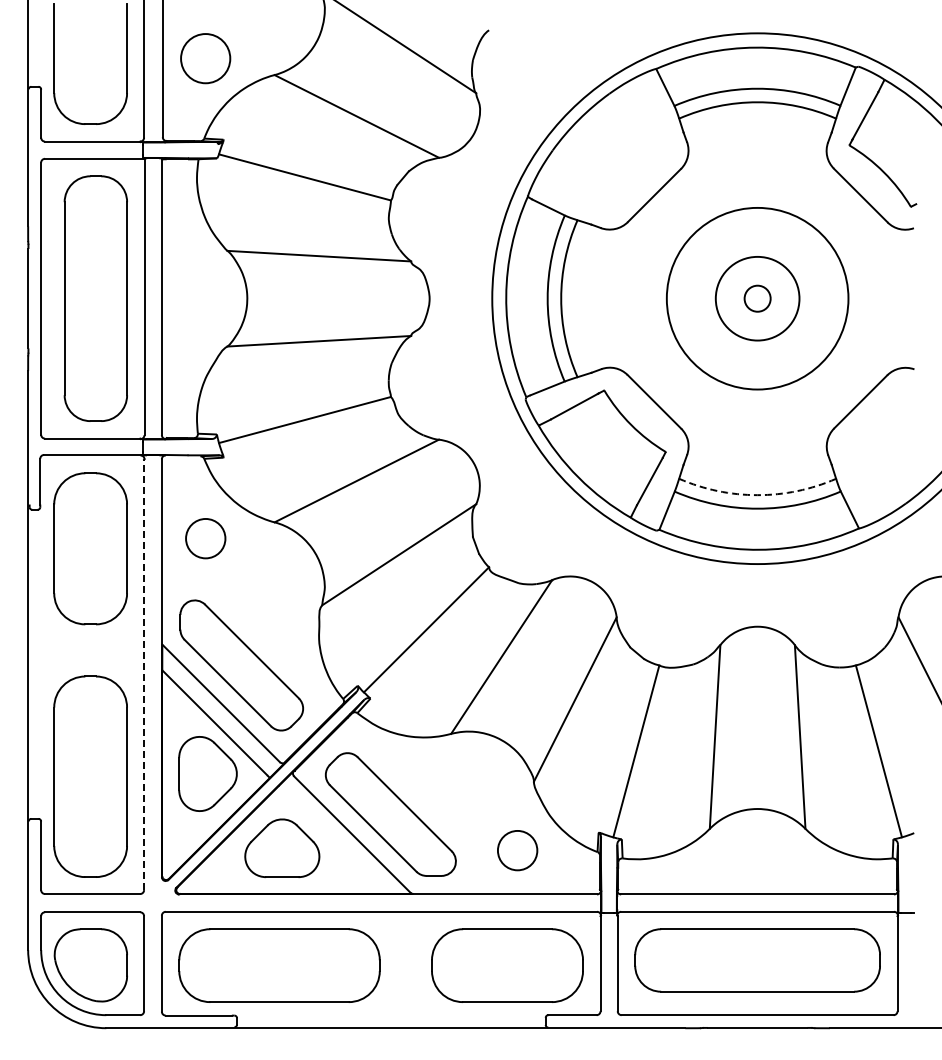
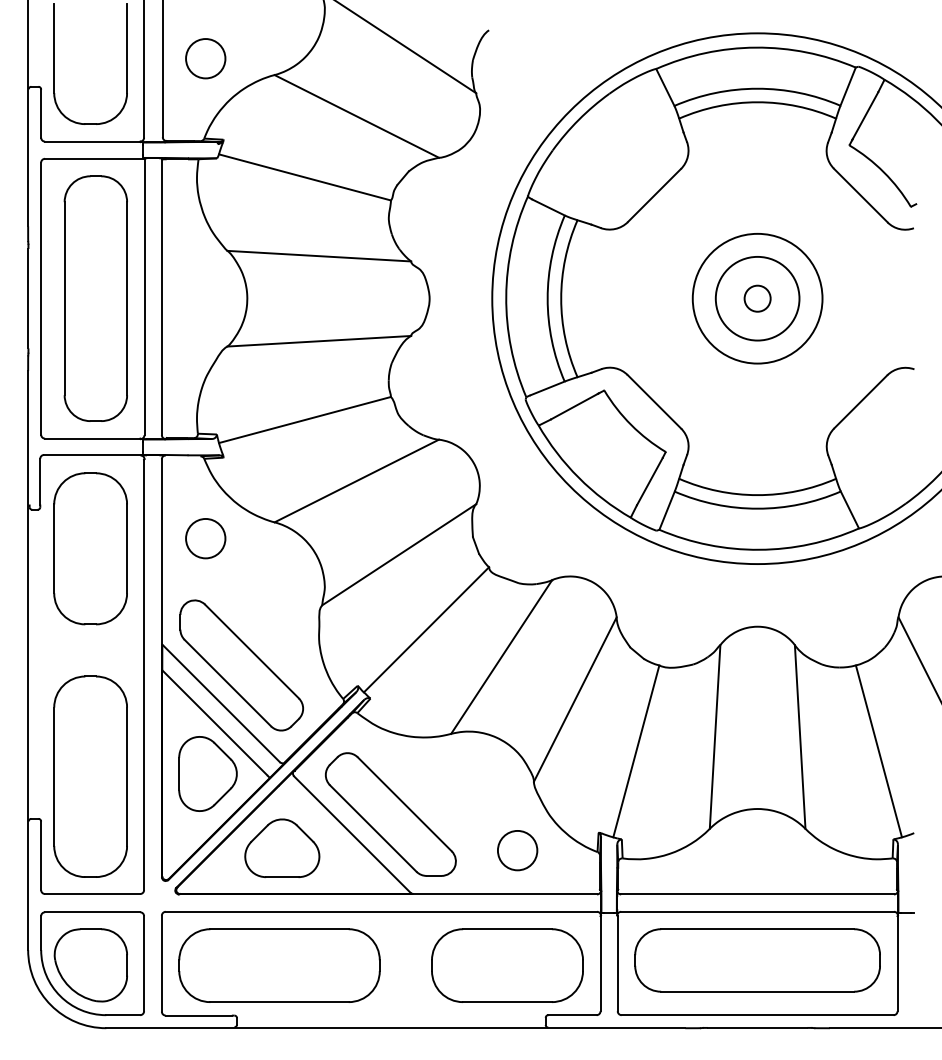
circle size: 52x52 px -> 42x42 px (205, 58)
circle diameter: 182 px -> 130 px (757, 298)
arc: dashed -> solid (757, 495)
line: dashed -> solid (144, 674)
